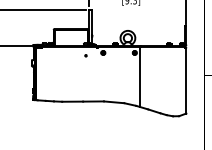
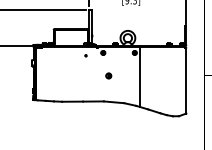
part: none -> present (108, 75)
